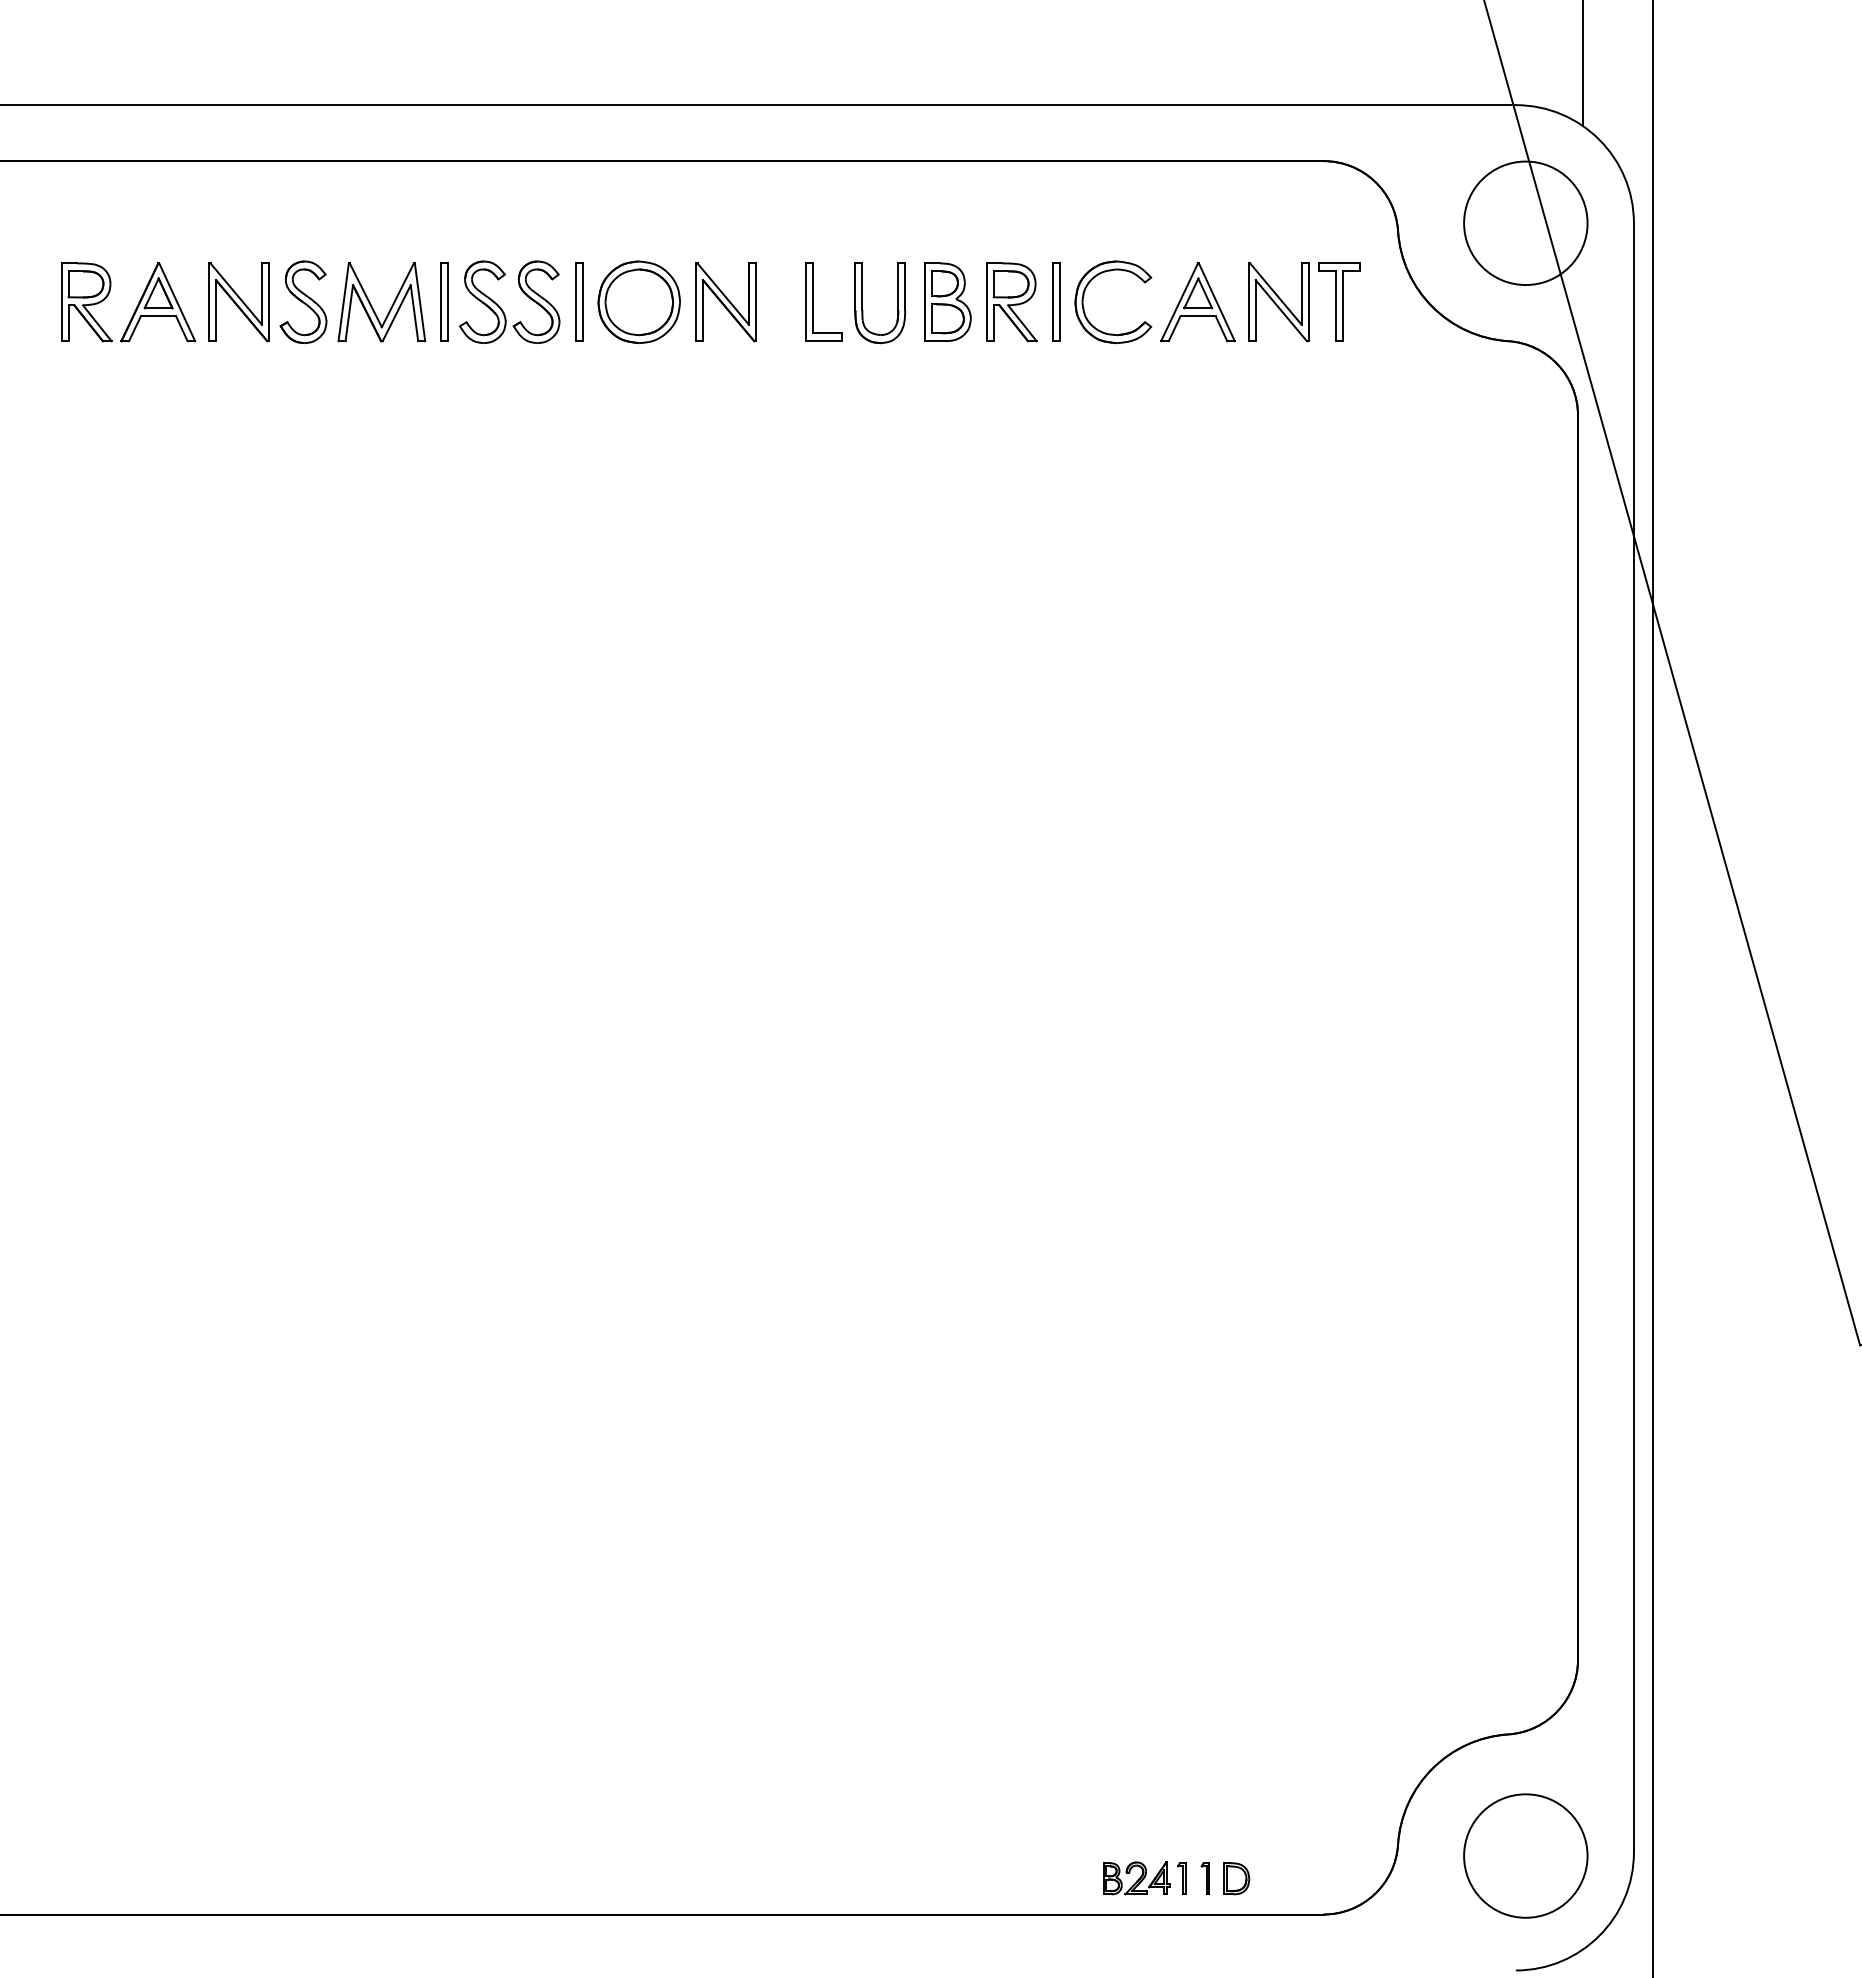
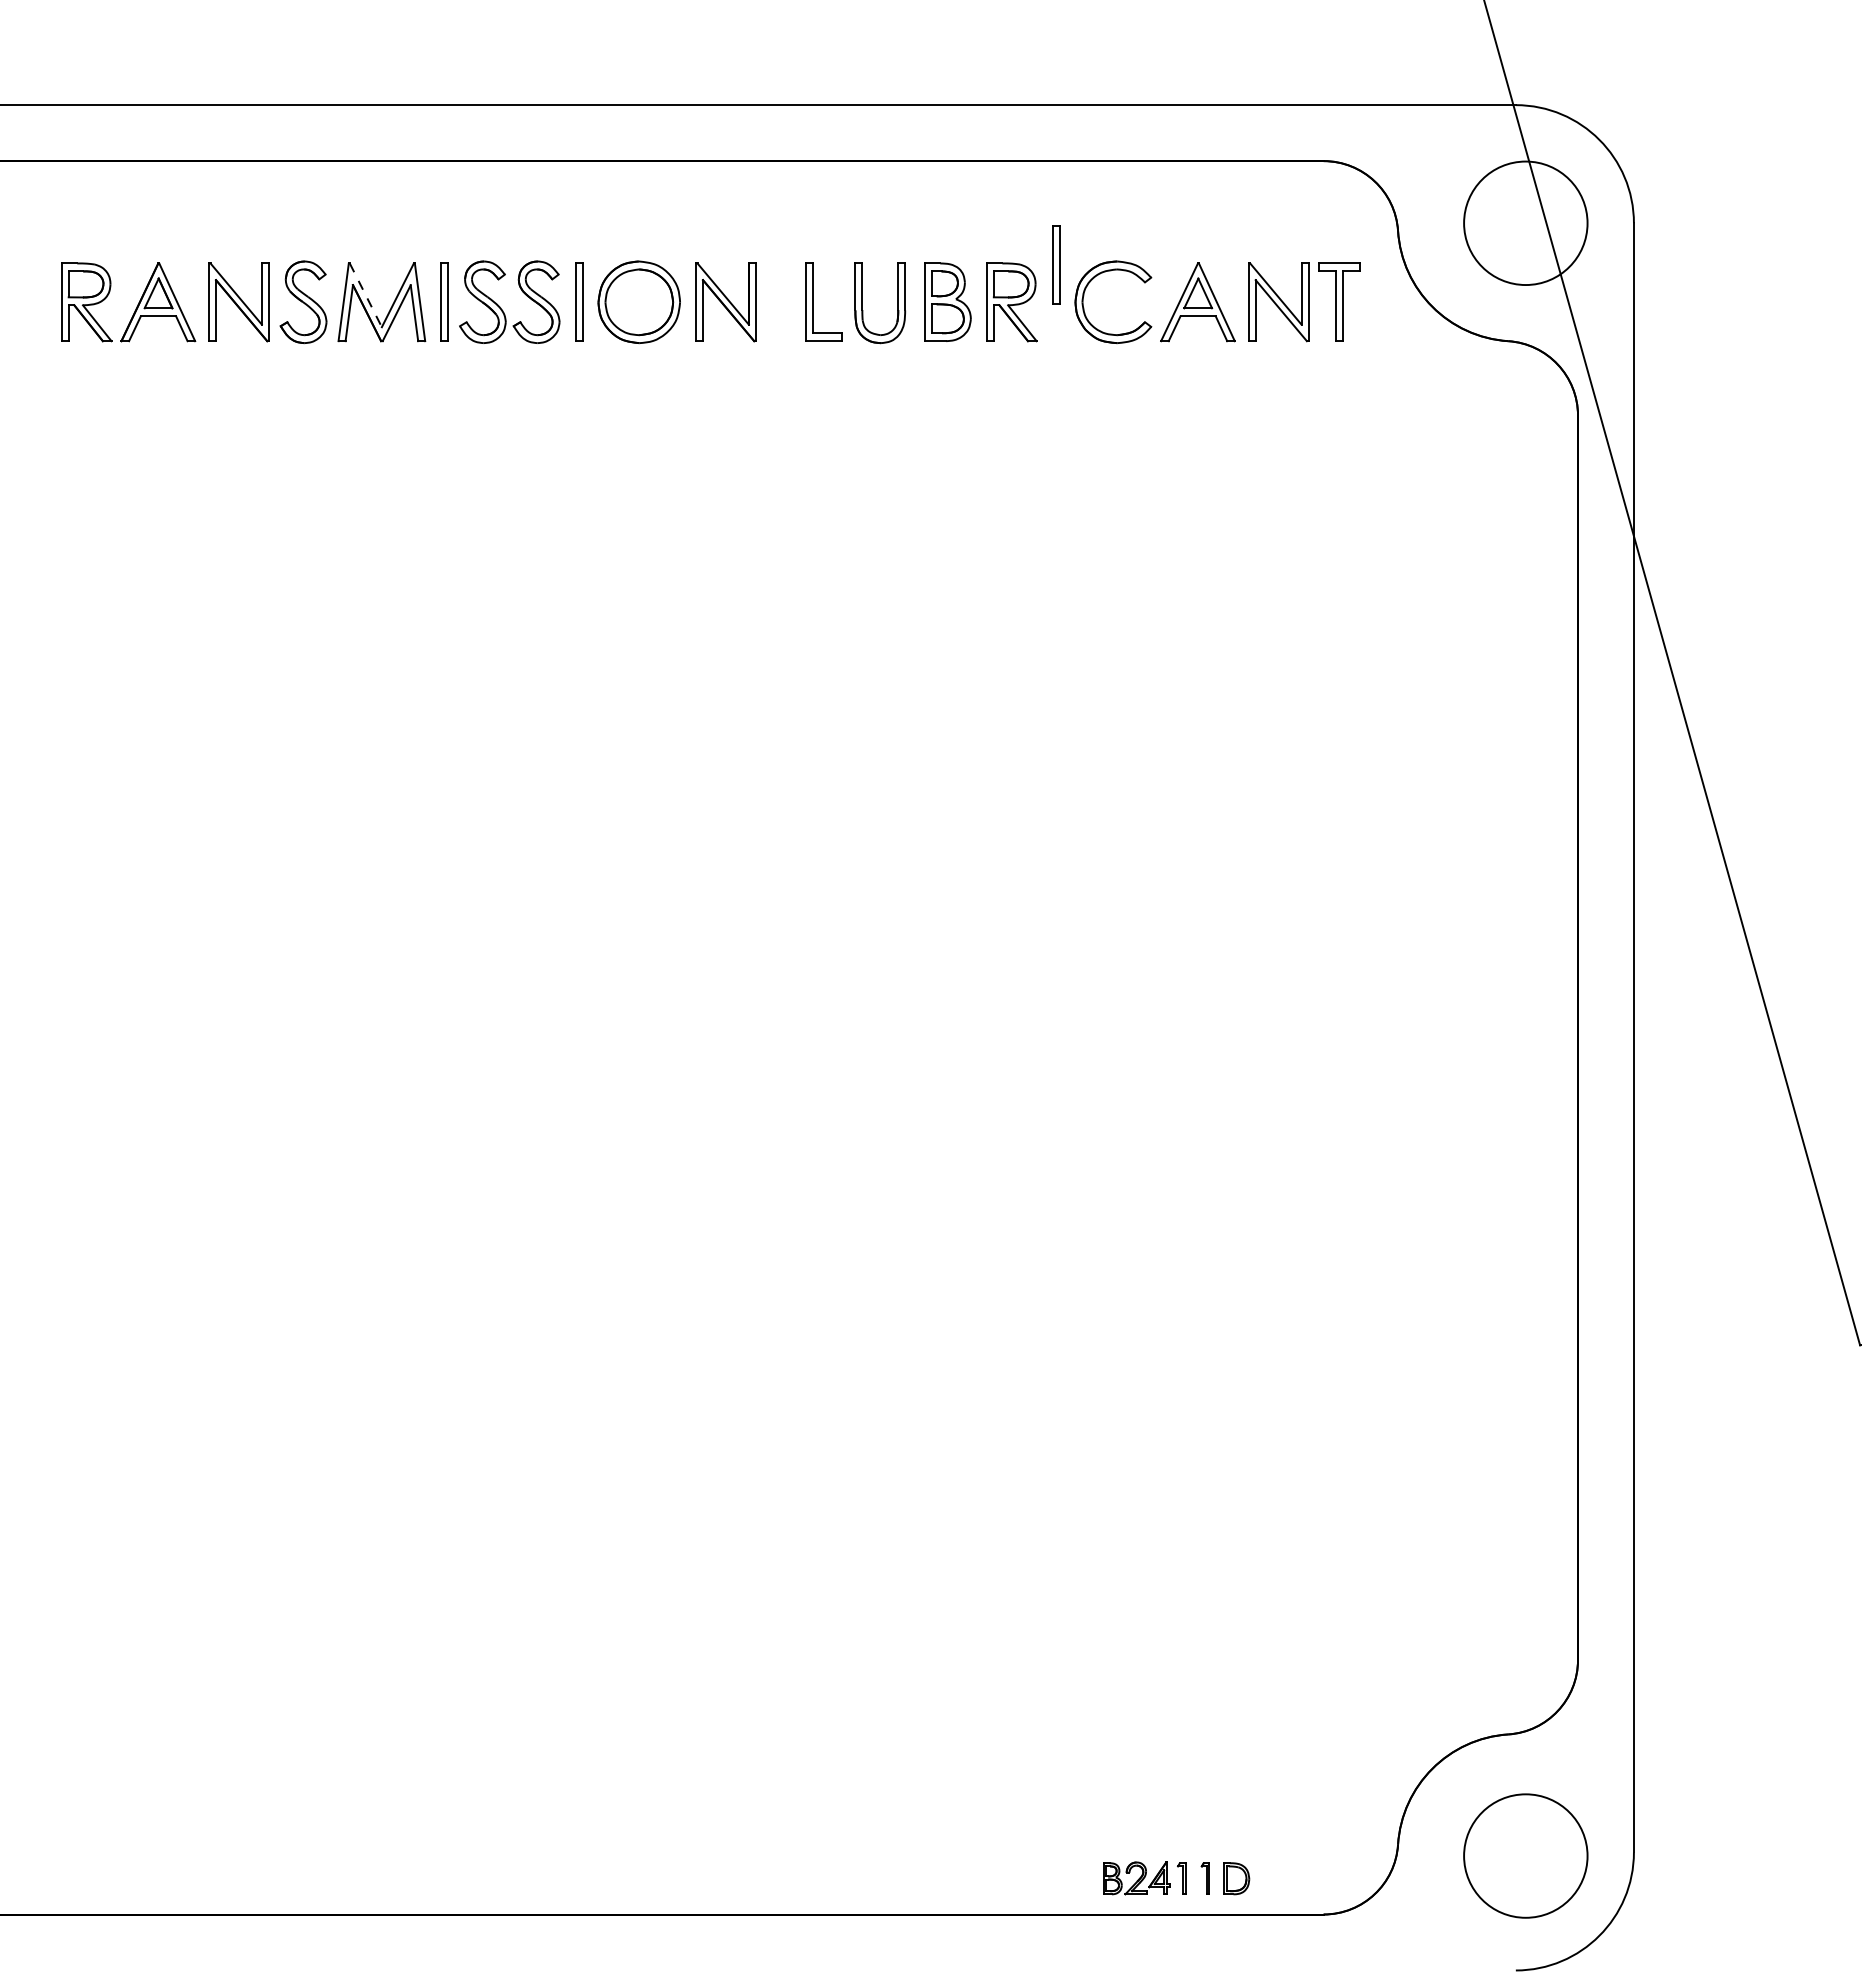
line: present -> none (1582, 63)
line: solid -> dashed (365, 295)
part position: (1056, 301) -> (1056, 264) (1056, 264)
line: present -> none (1653, 988)
